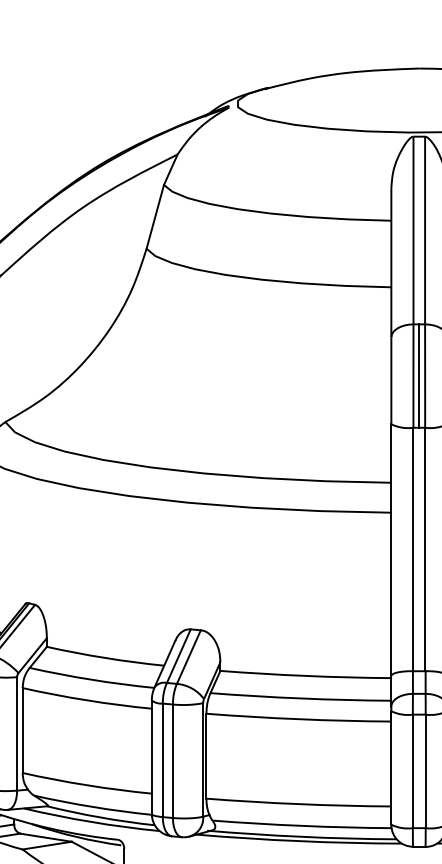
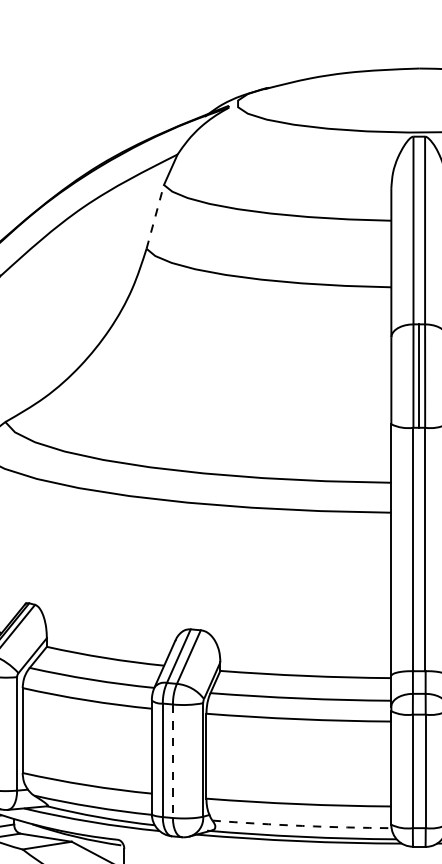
line: solid -> dashed (155, 216)
line: solid -> dashed (172, 761)
arc: solid -> dashed (302, 825)
